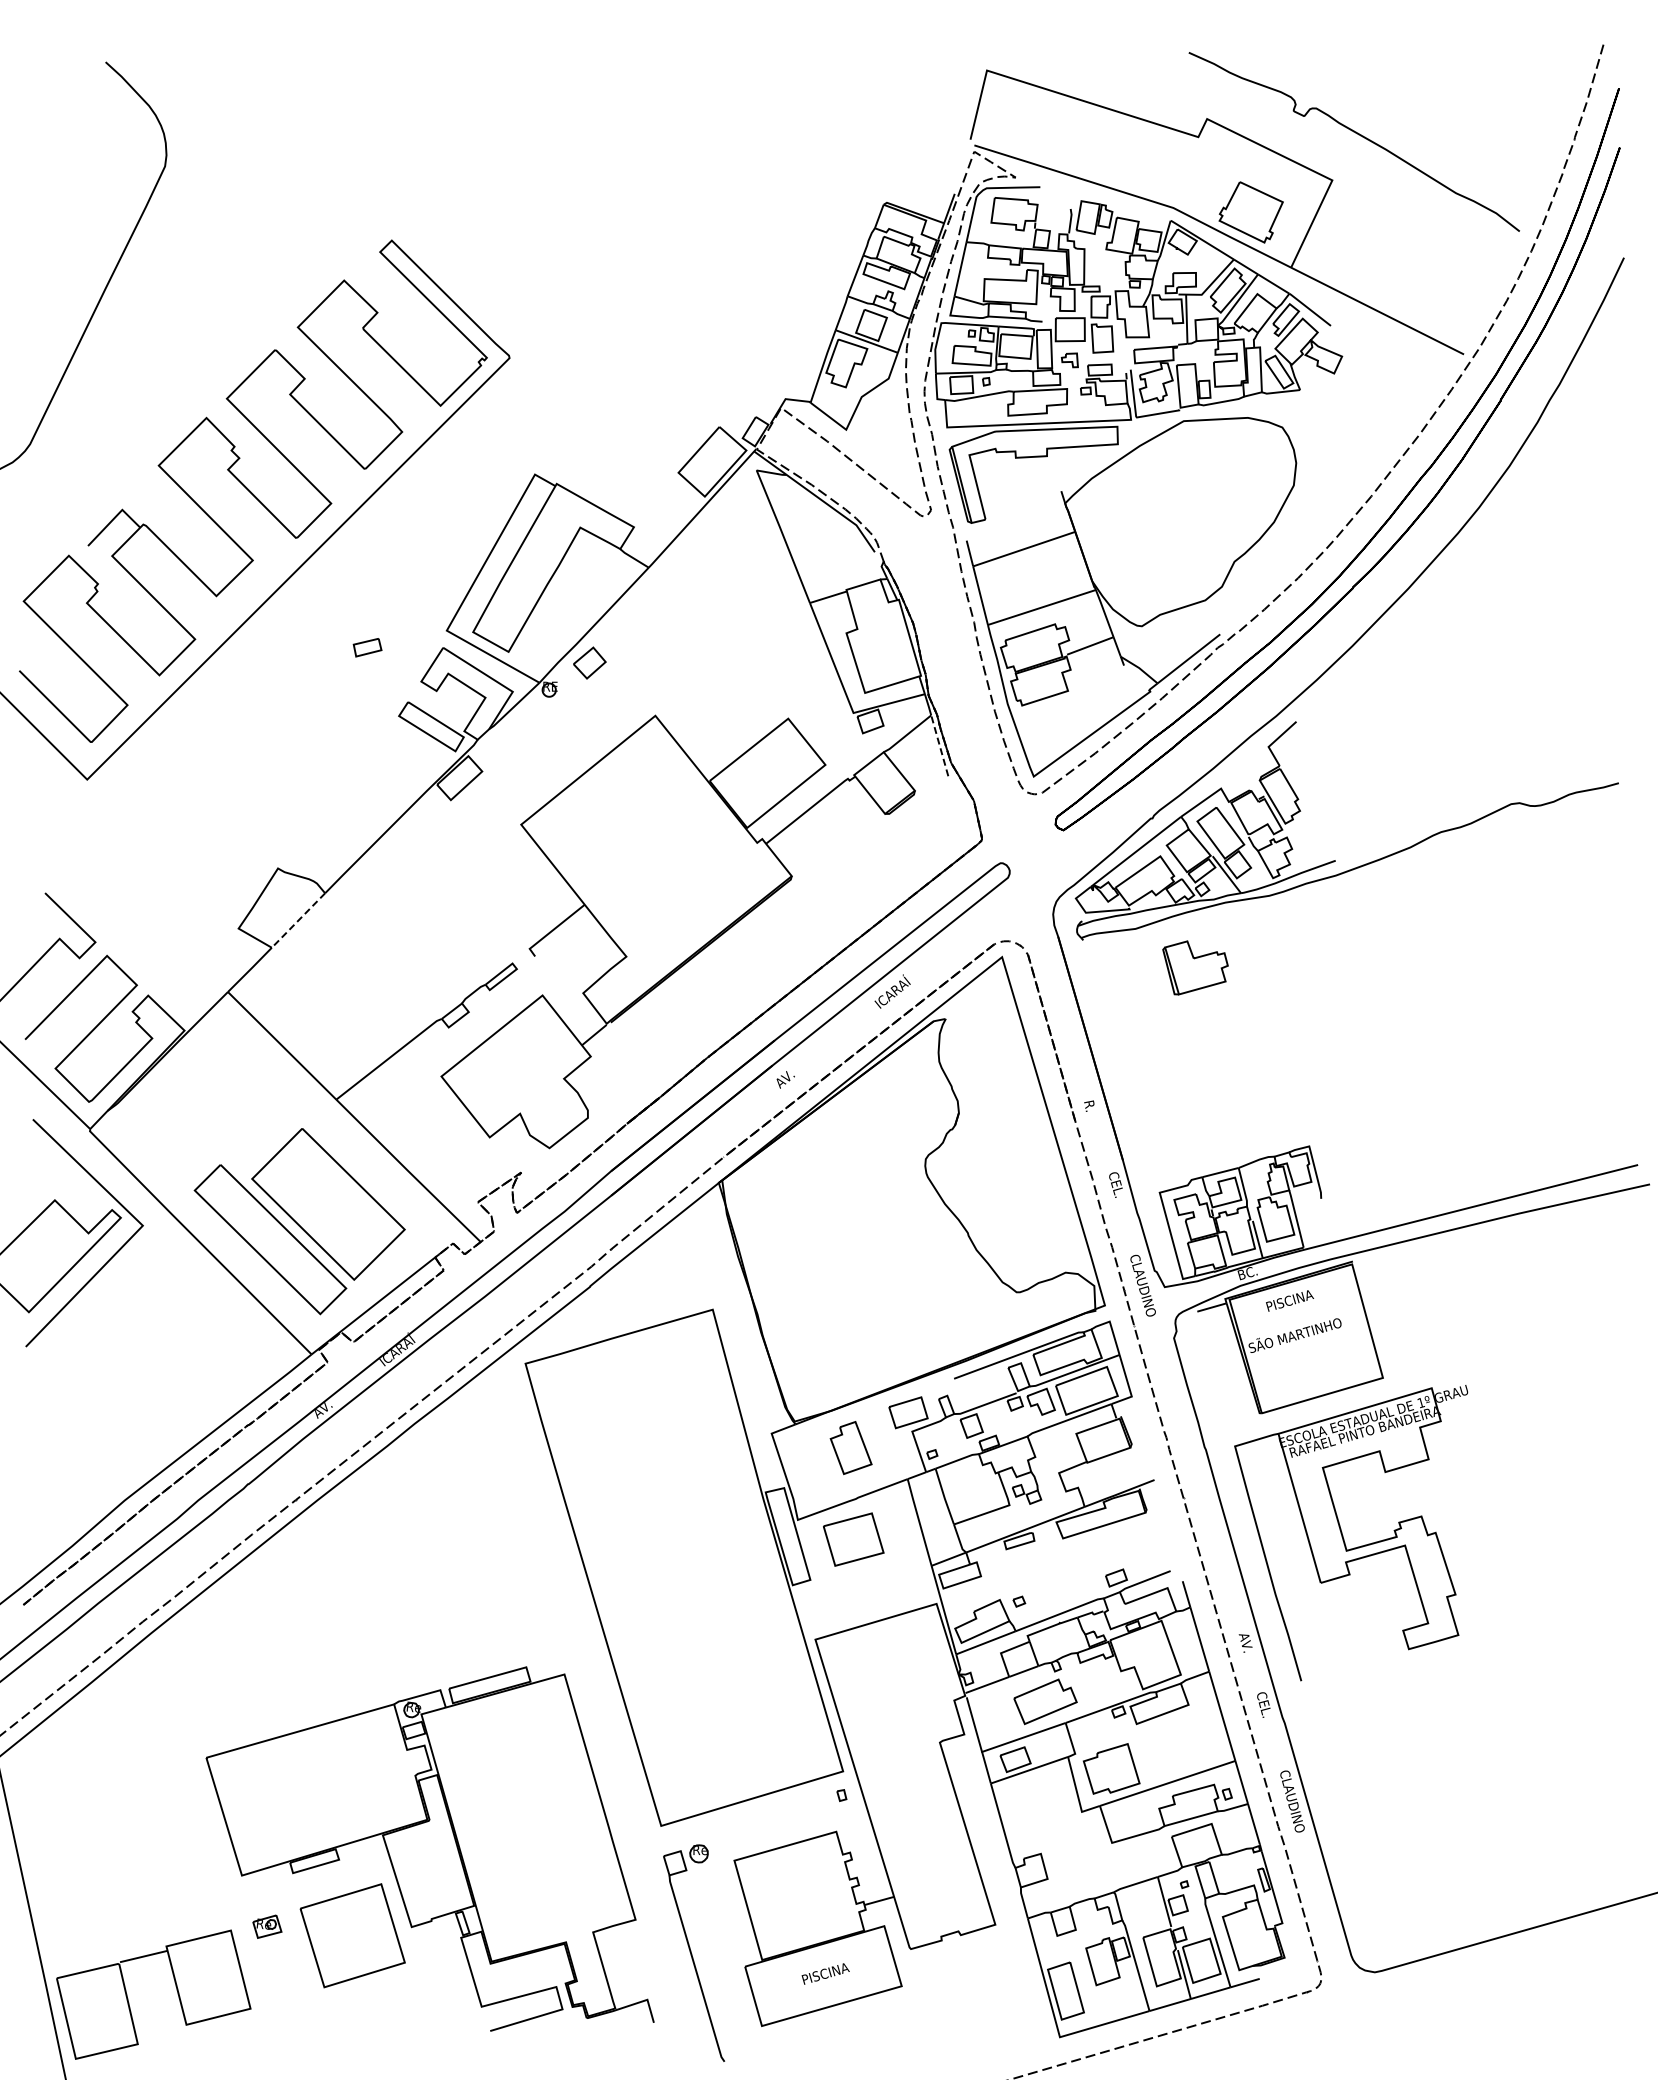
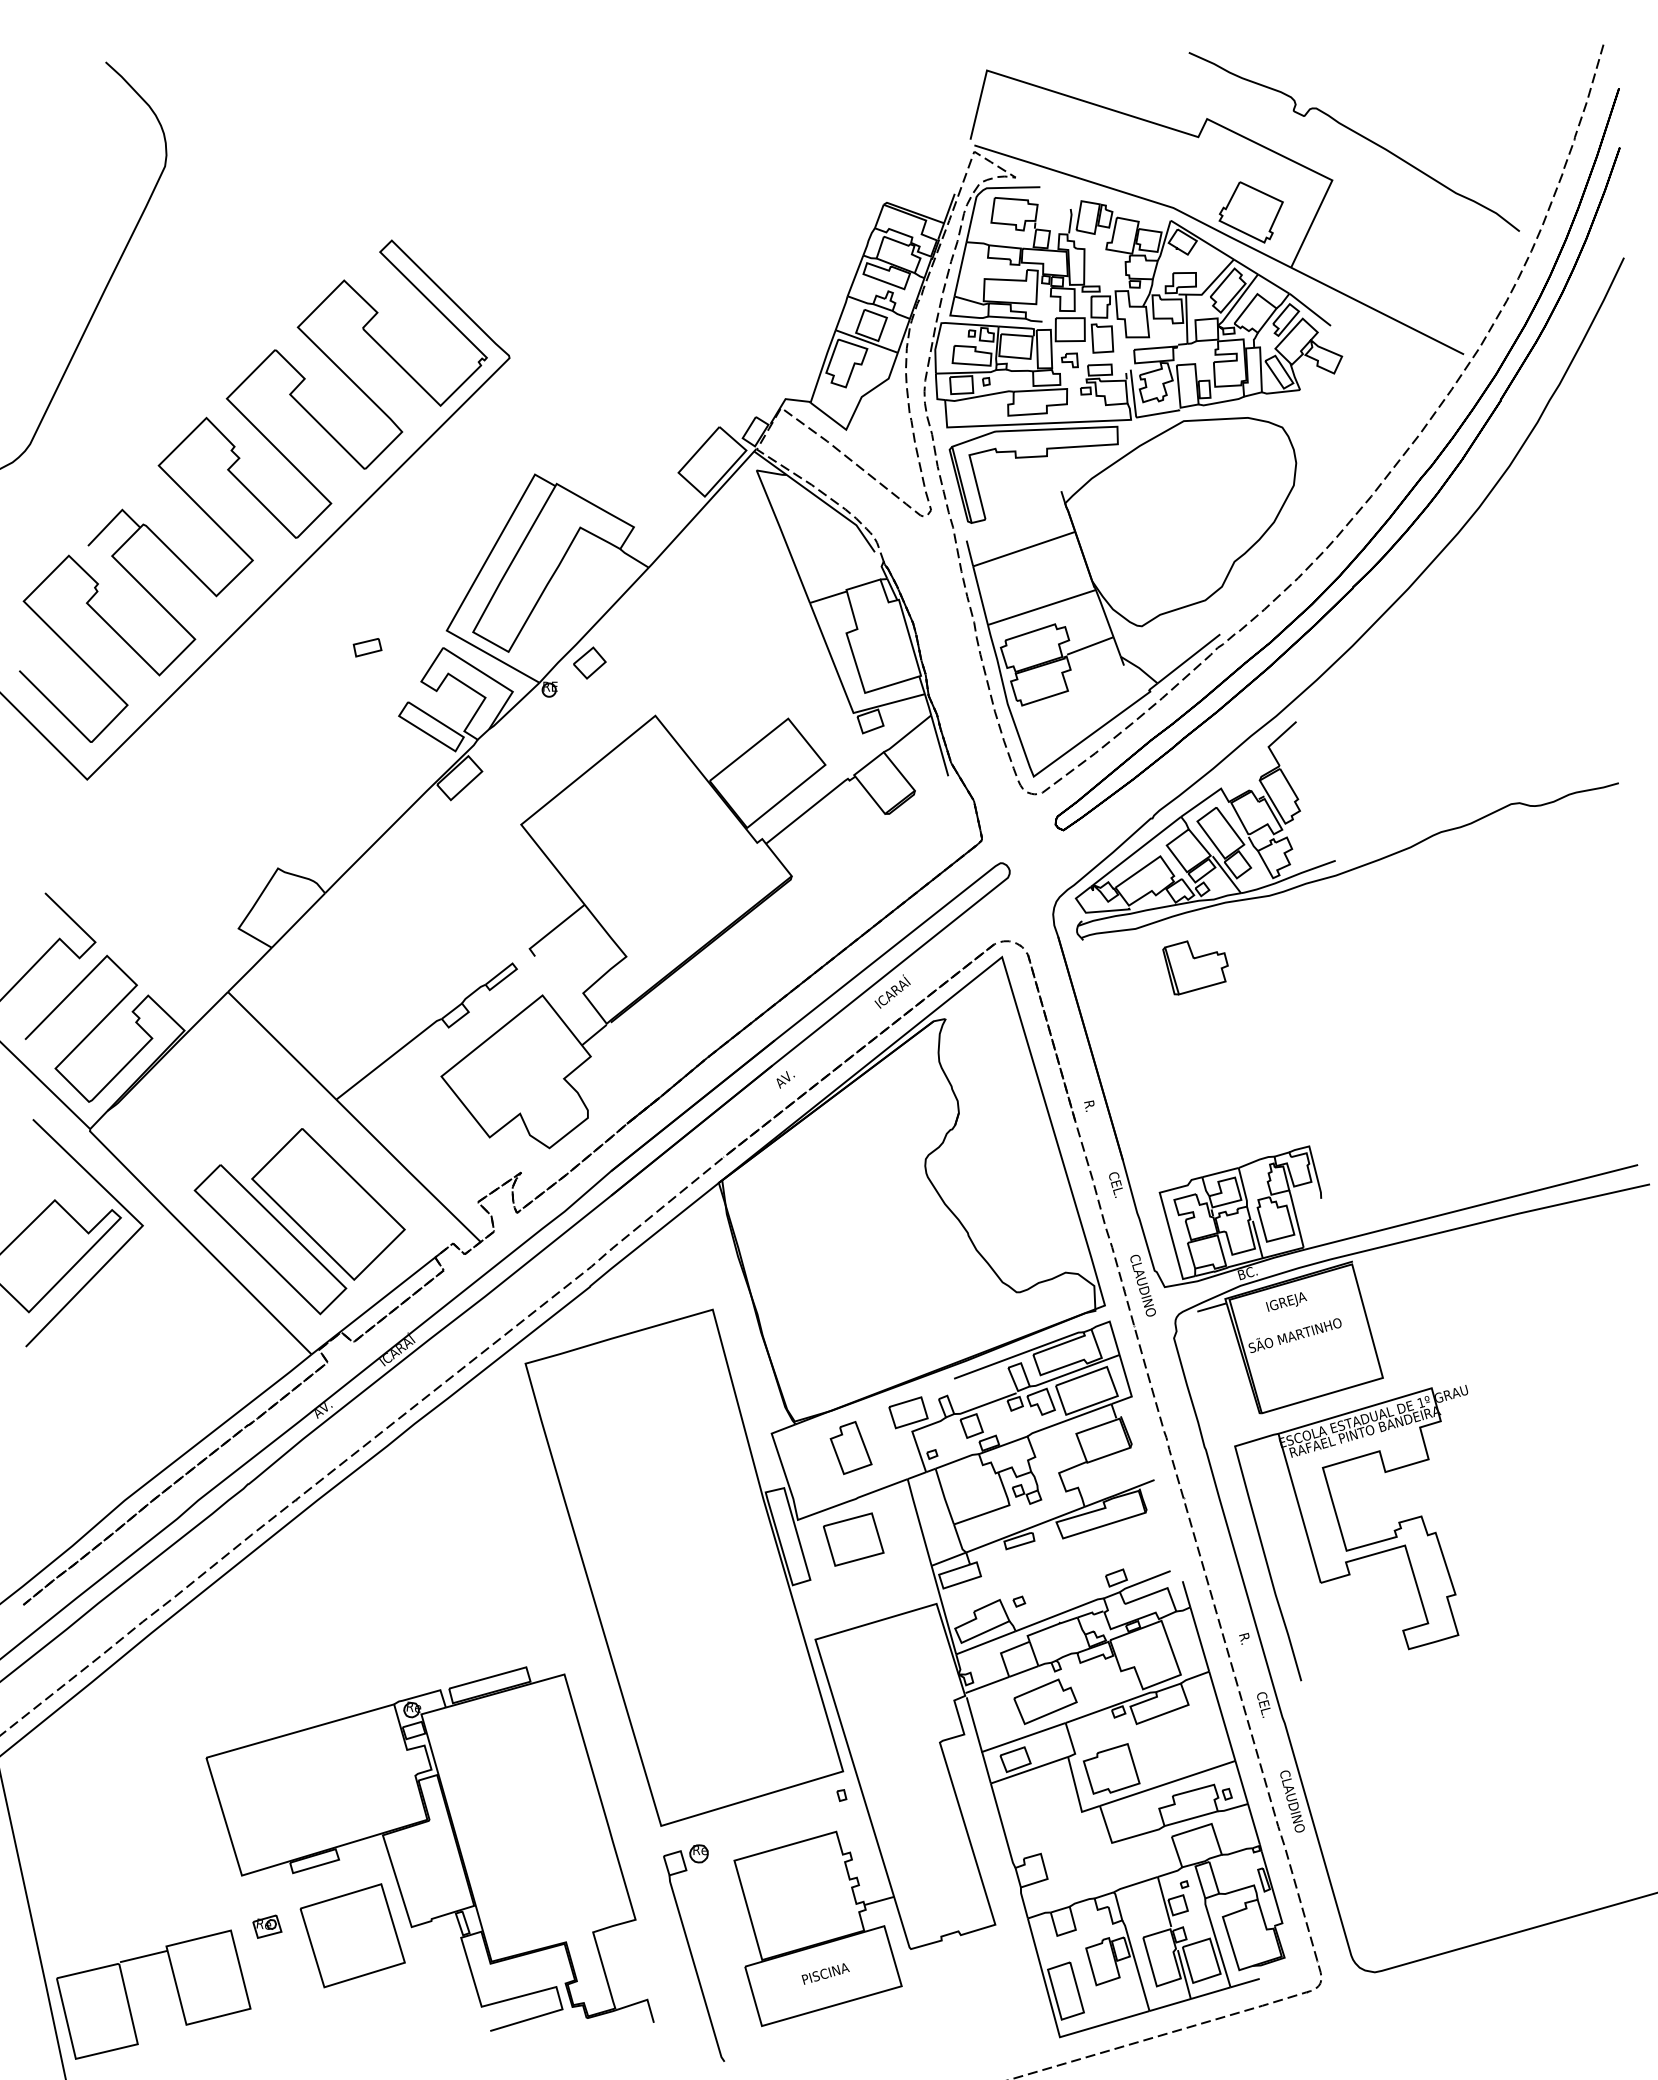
line: dashed -> solid (939, 745)
line: dashed -> solid (298, 920)
text: PISCINA -> IGREJA (1290, 1300)
text: AV. -> R. (1245, 1642)
